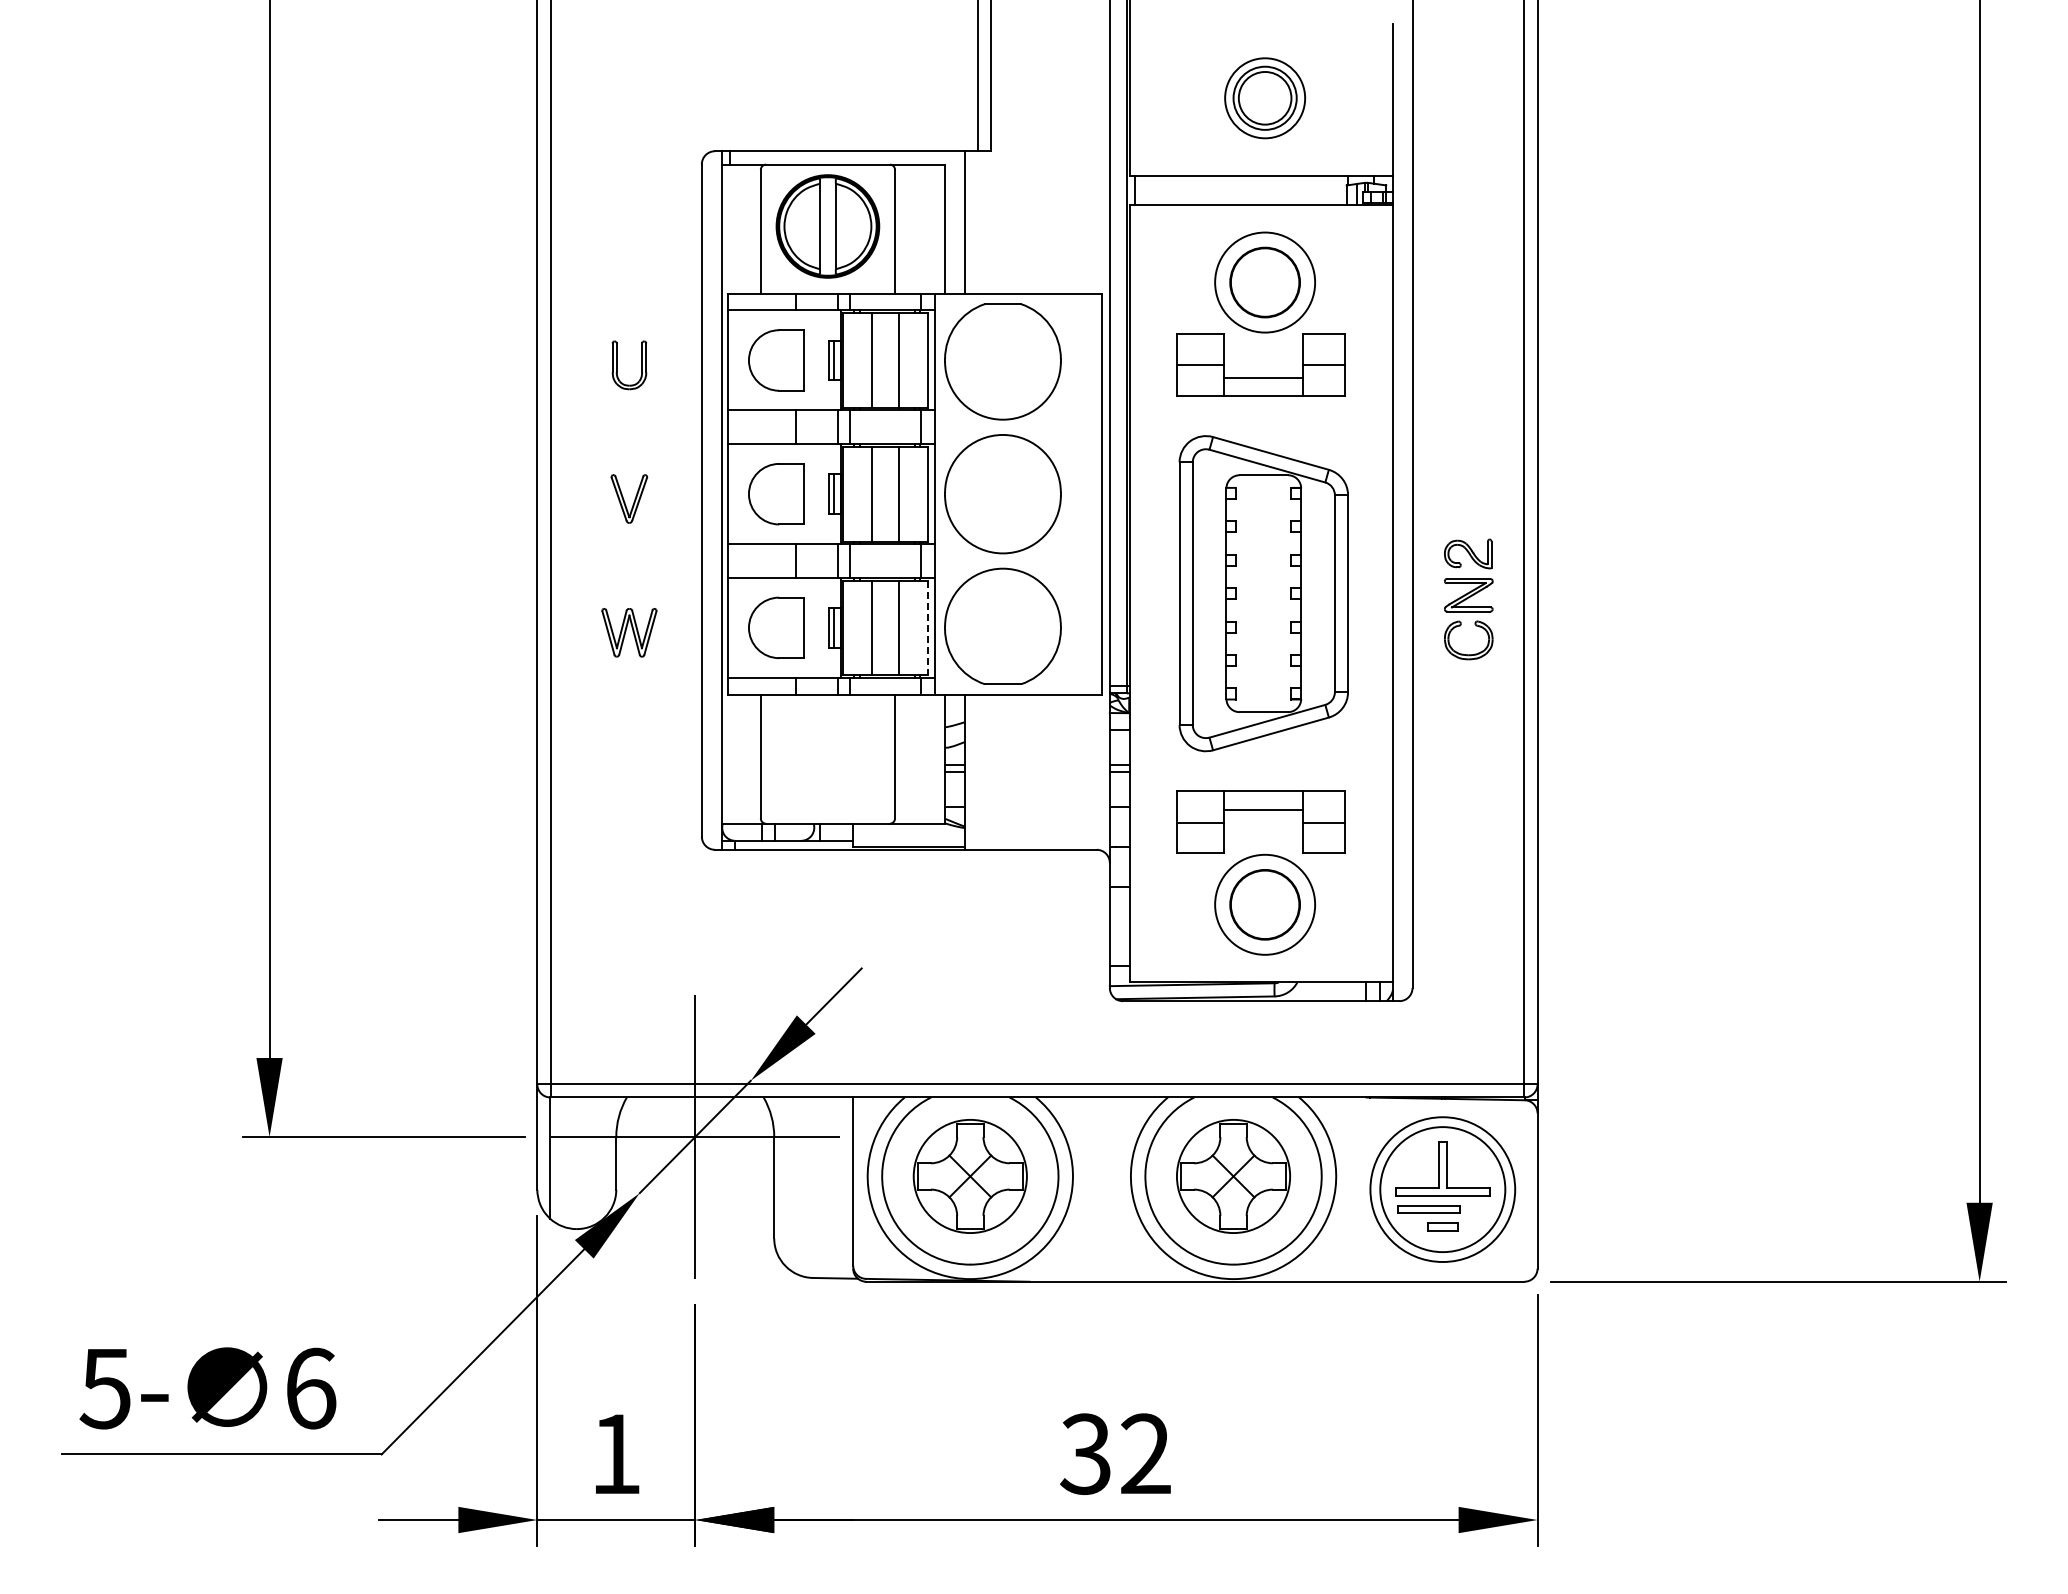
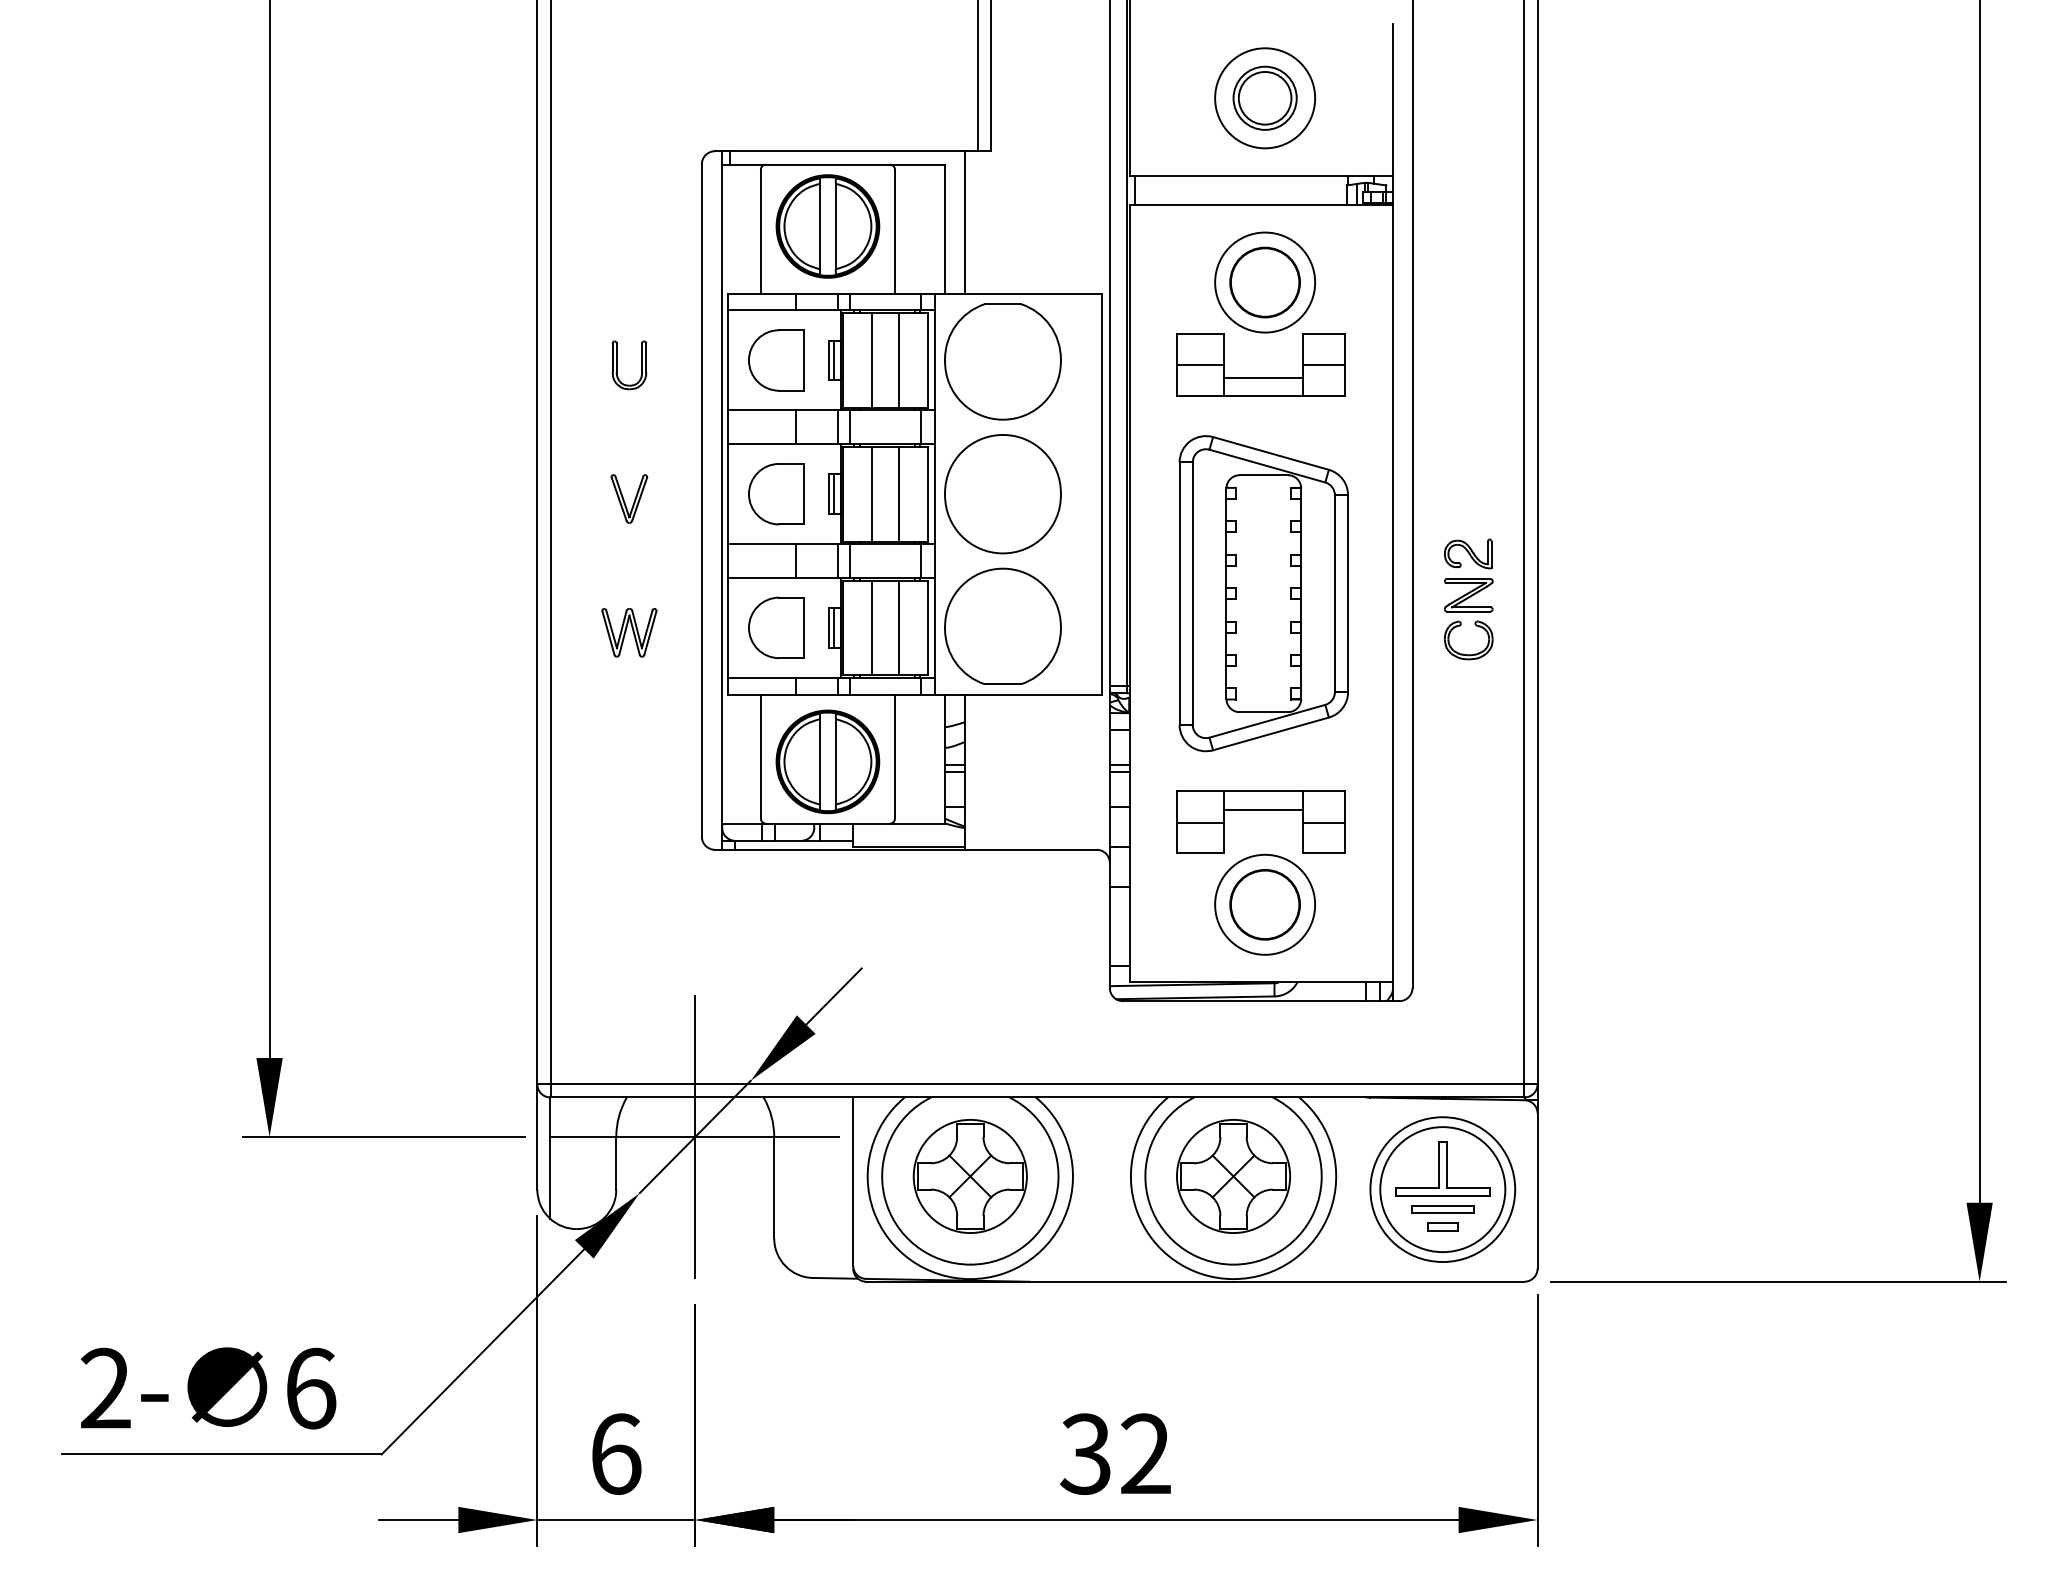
circle diameter: 80 px -> 100 px (1265, 98)
line: dashed -> solid (928, 628)
part: none -> present (827, 761)
part position: (1428, 1209) -> (1442, 1209) (1442, 1209)
text: 5- -> 2- (104, 1388)
text: 1 -> 6 (616, 1453)
